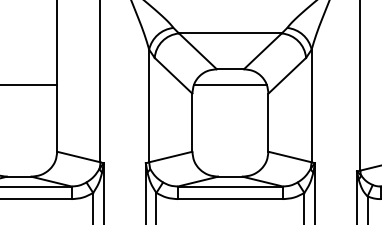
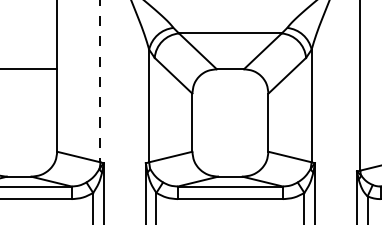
line: solid -> dashed (100, 81)
line position: (29, 85) -> (29, 69) (29, 69)
line: present -> none (229, 85)
